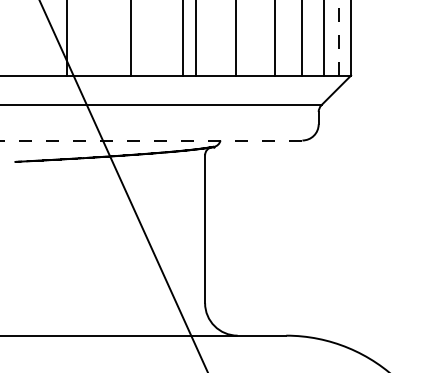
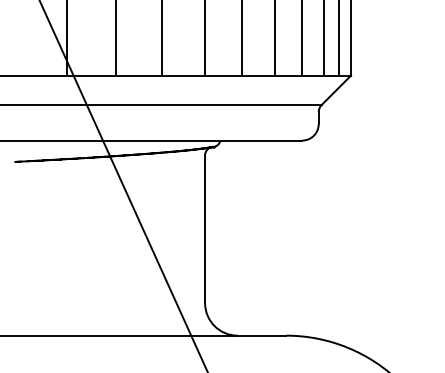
line: dashed -> solid (338, 37)
line position: (130, 38) -> (115, 38) (115, 38)
line position: (183, 38) -> (162, 38) (162, 38)
line position: (195, 38) -> (204, 38) (204, 38)
line position: (236, 38) -> (242, 38) (242, 38)
line: dashed -> solid (151, 140)
